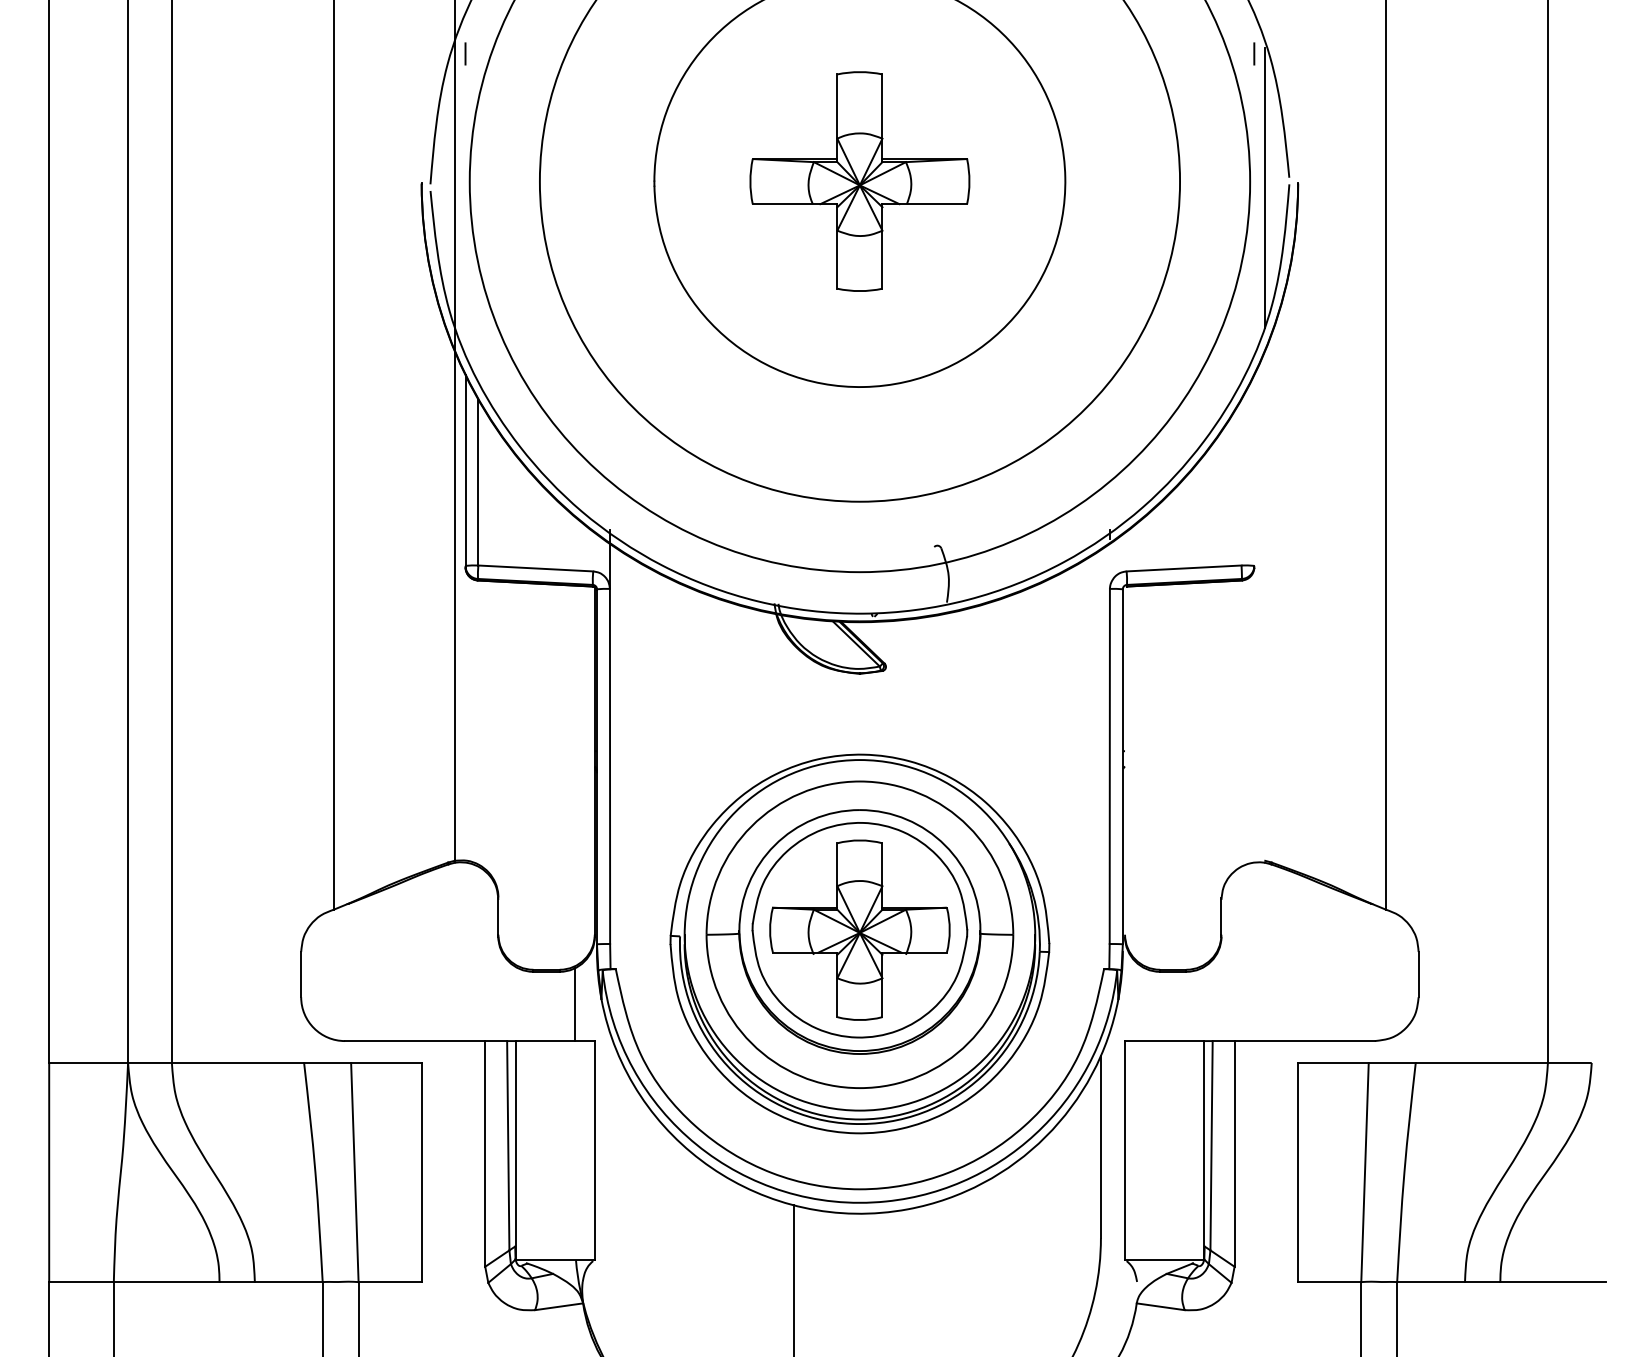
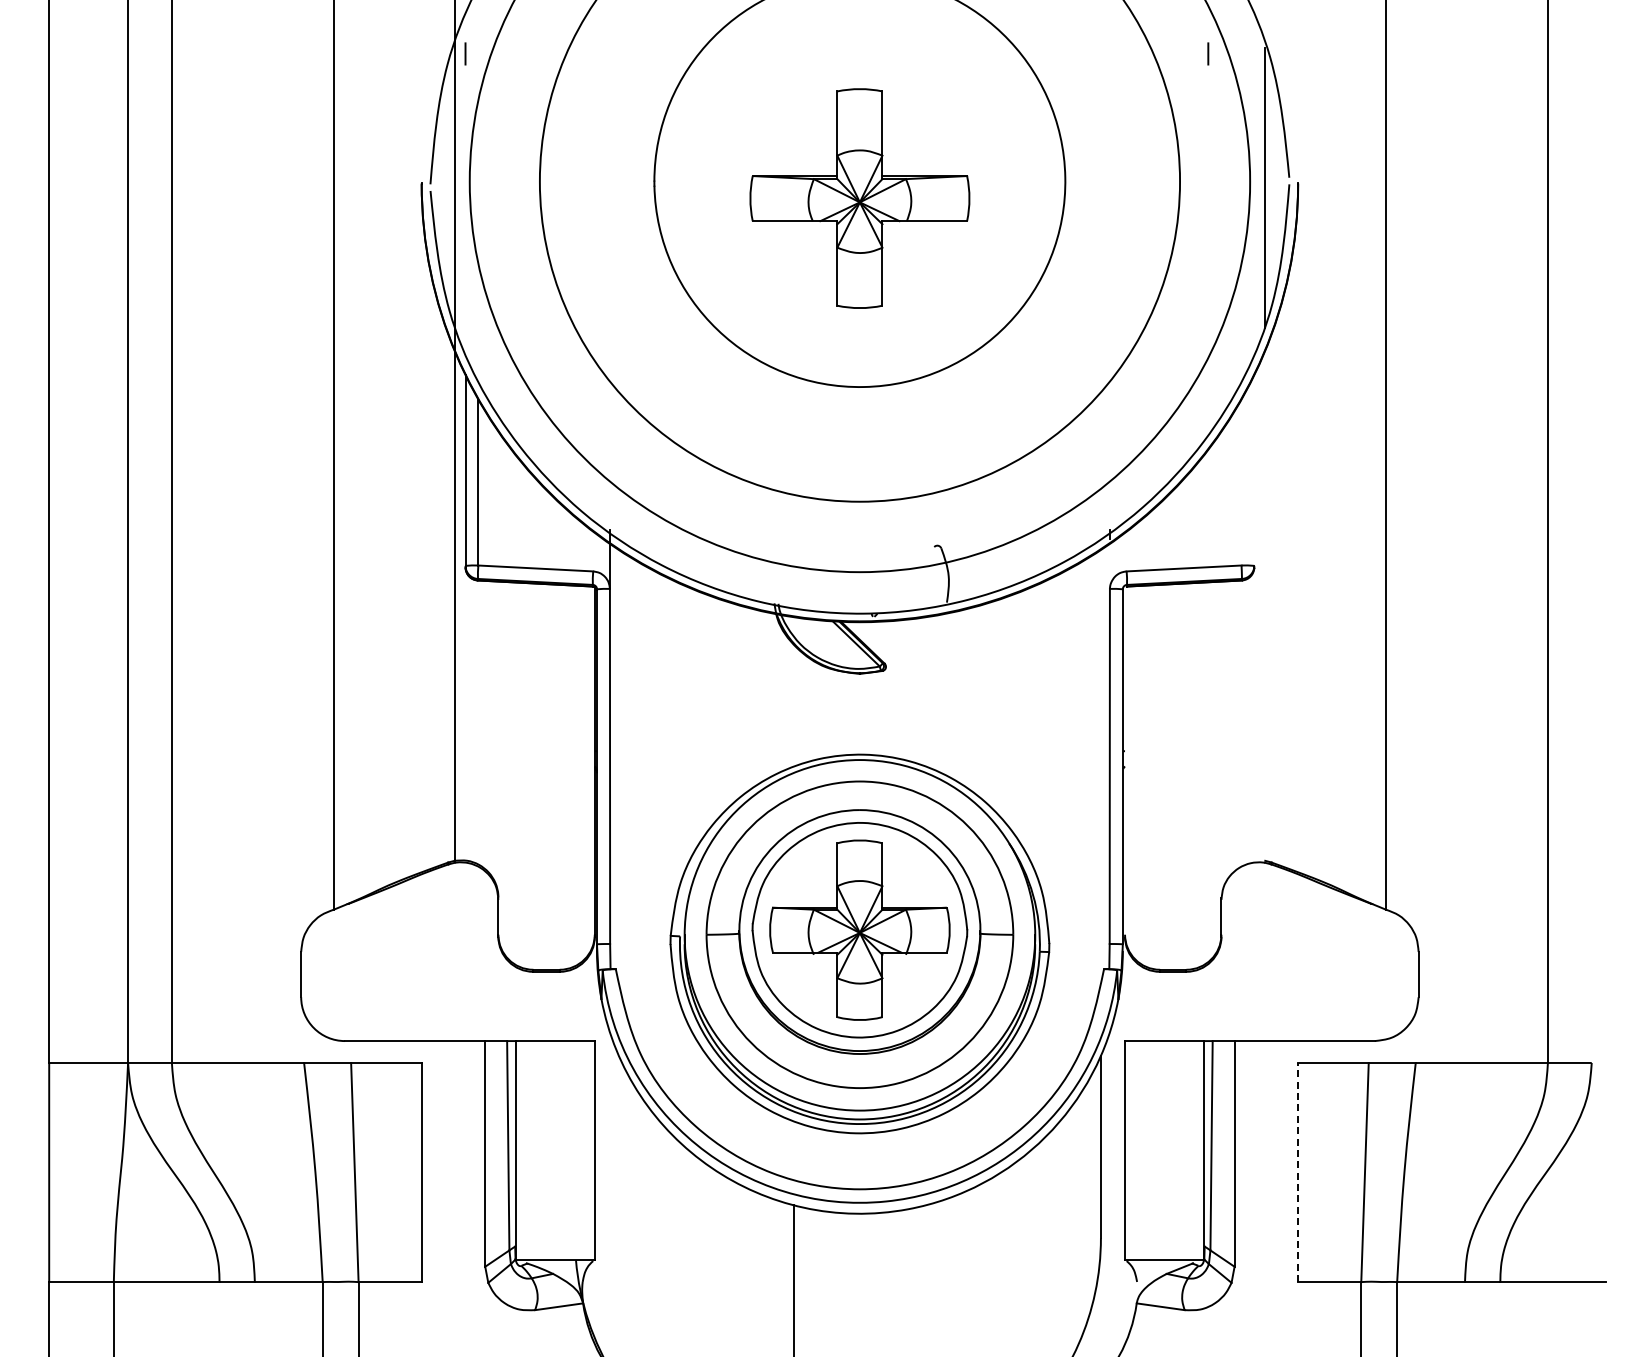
line position: (1254, 53) -> (1208, 53) (1208, 53)
part position: (859, 181) -> (859, 198) (859, 198)
line: present -> none (575, 1004)
line: solid -> dashed (1298, 1172)
